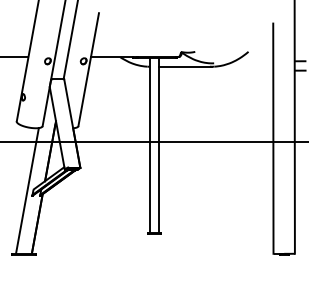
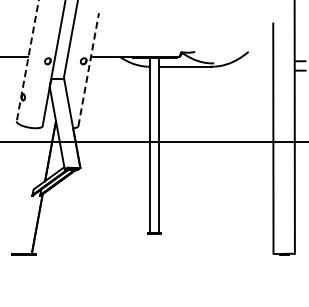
line: solid -> dashed (27, 61)
line: solid -> dashed (88, 69)
line: present -> none (26, 190)
